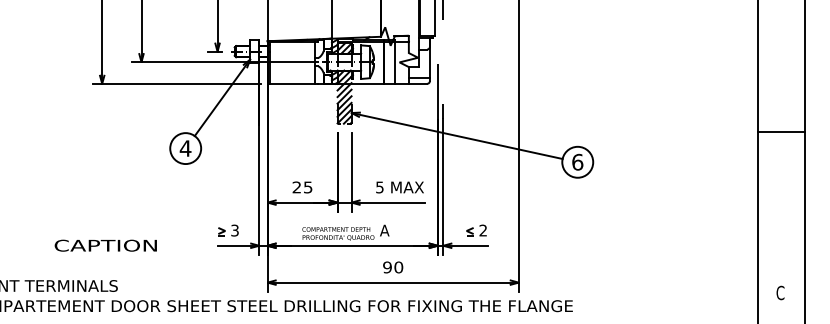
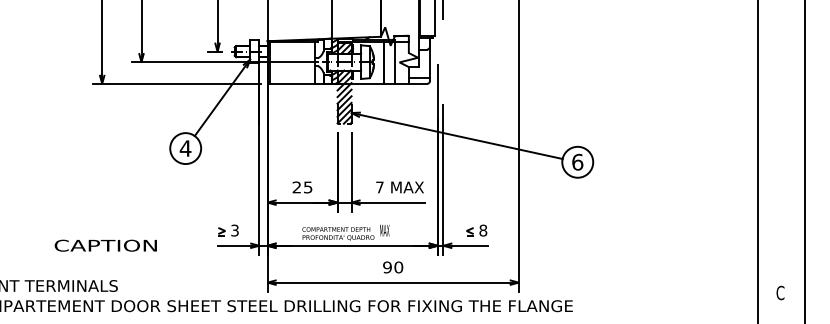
line: present -> none (781, 131)
text: 5 -> 7 (379, 187)
text: A -> MAX (384, 230)
text: 2 -> 8 (483, 230)
